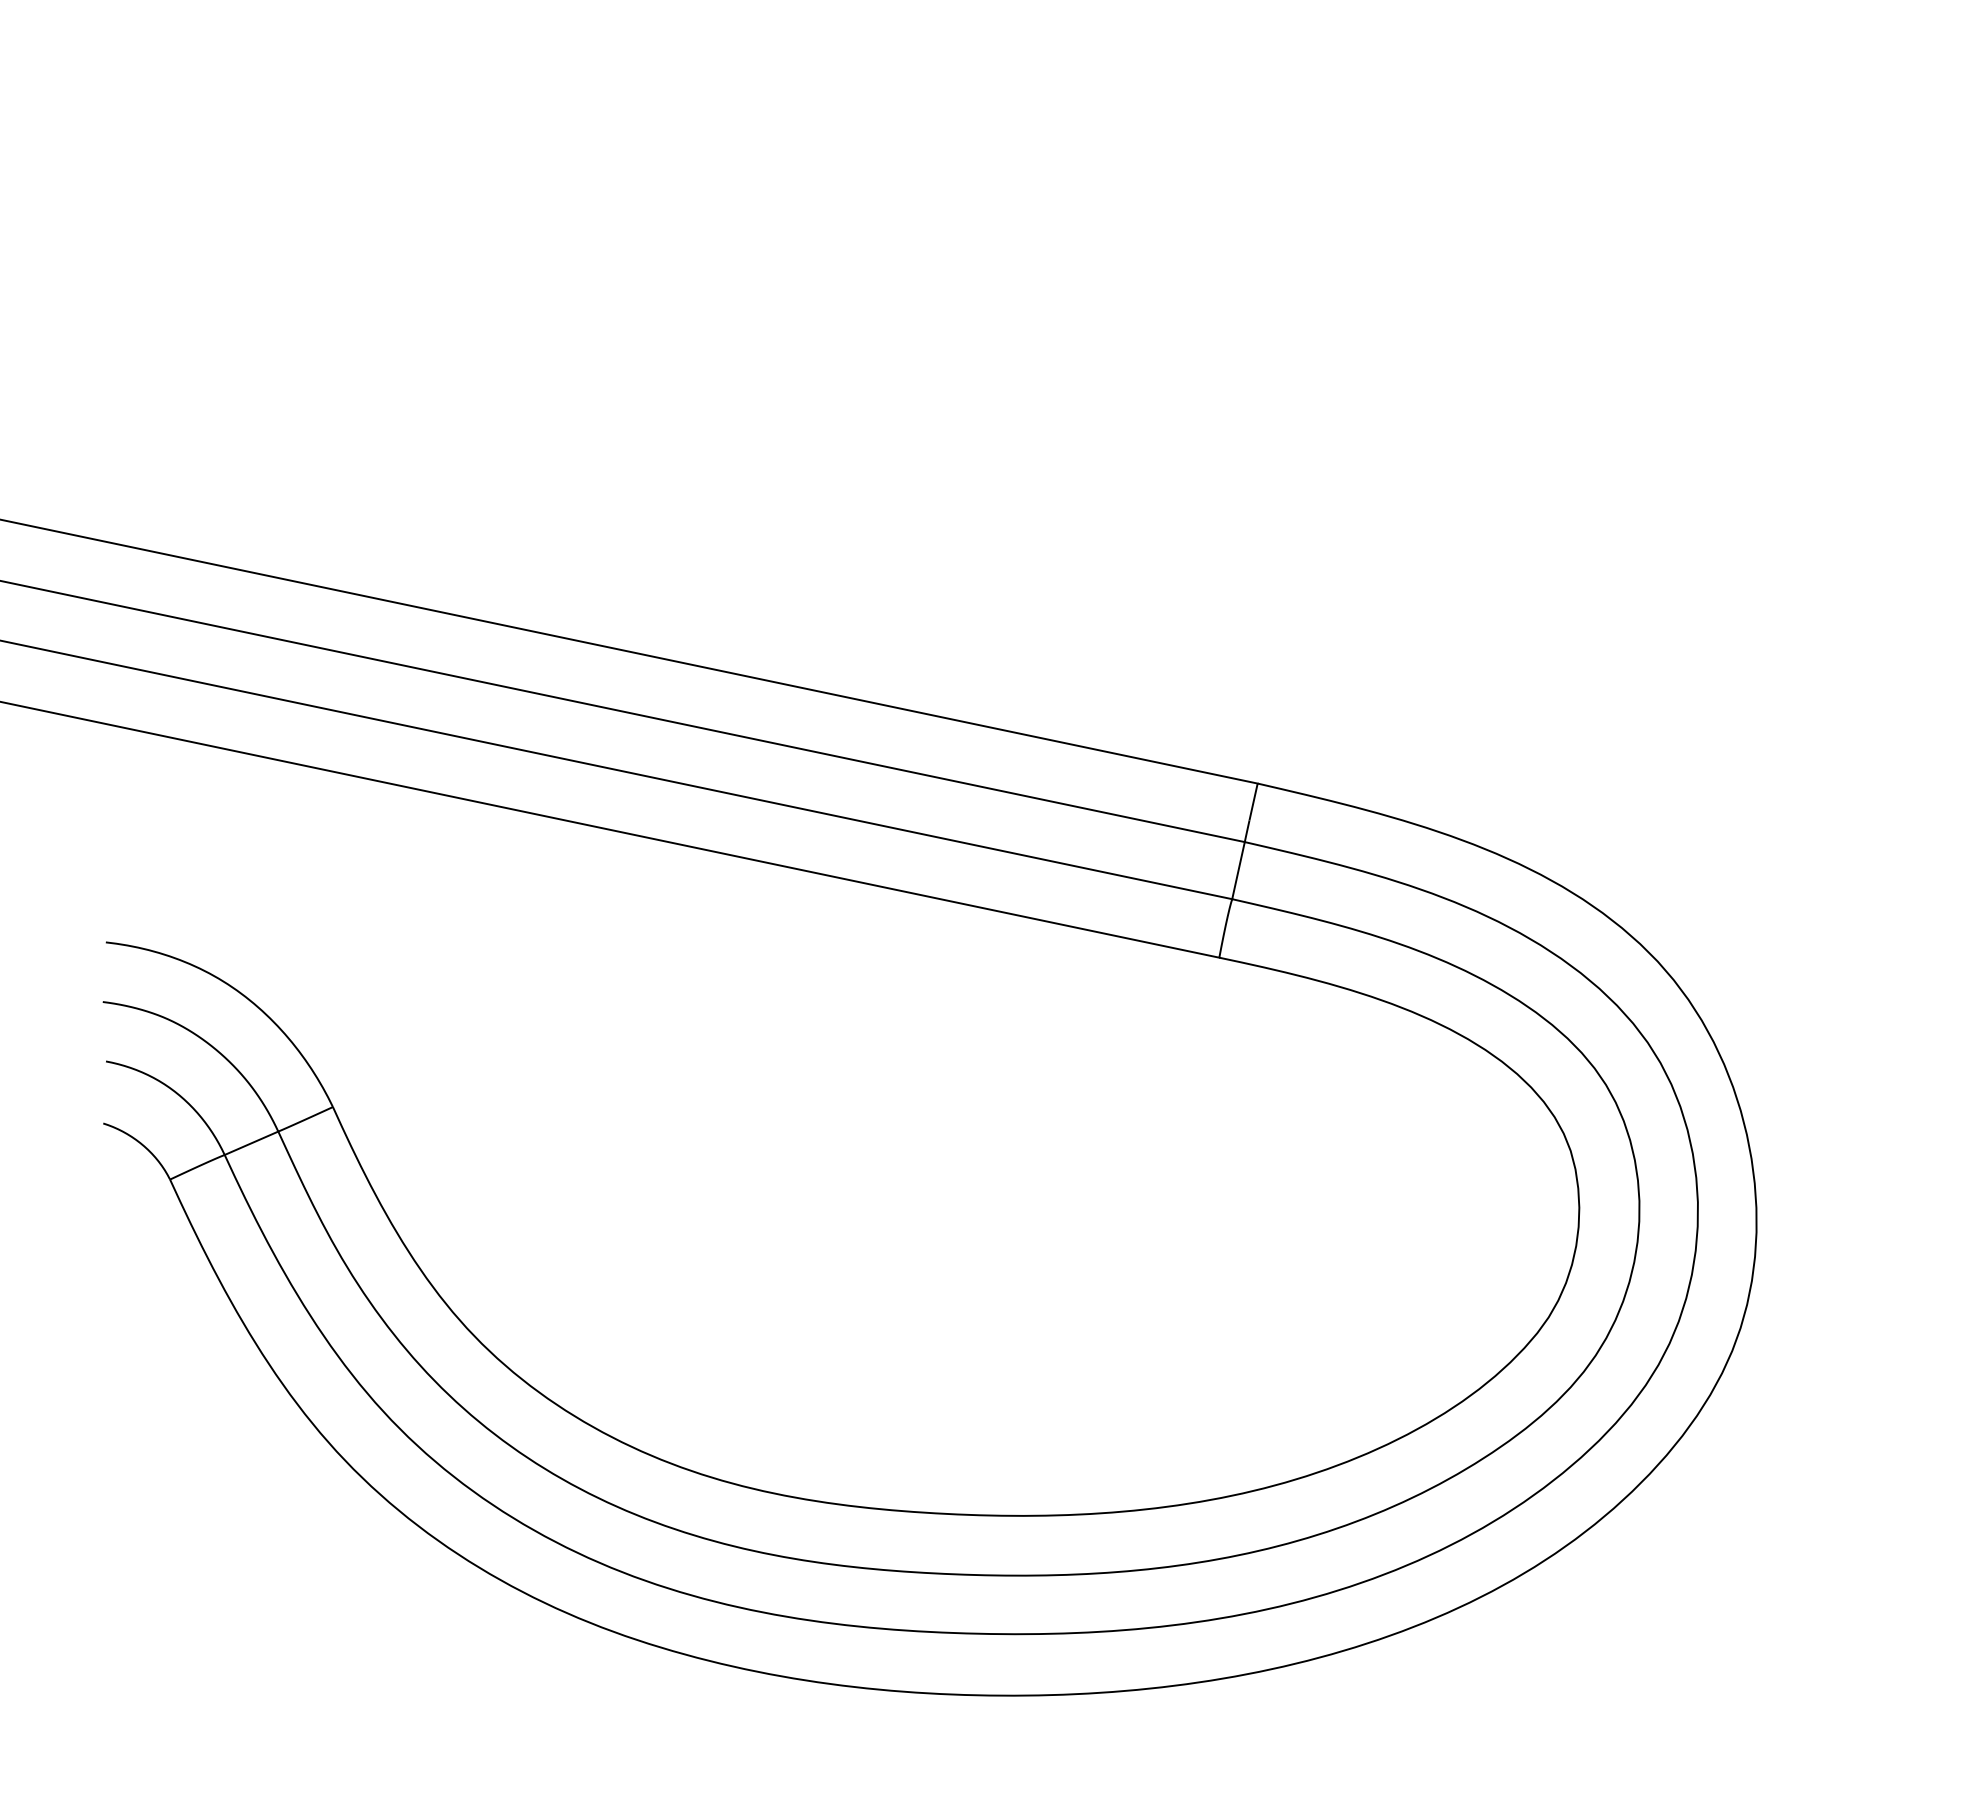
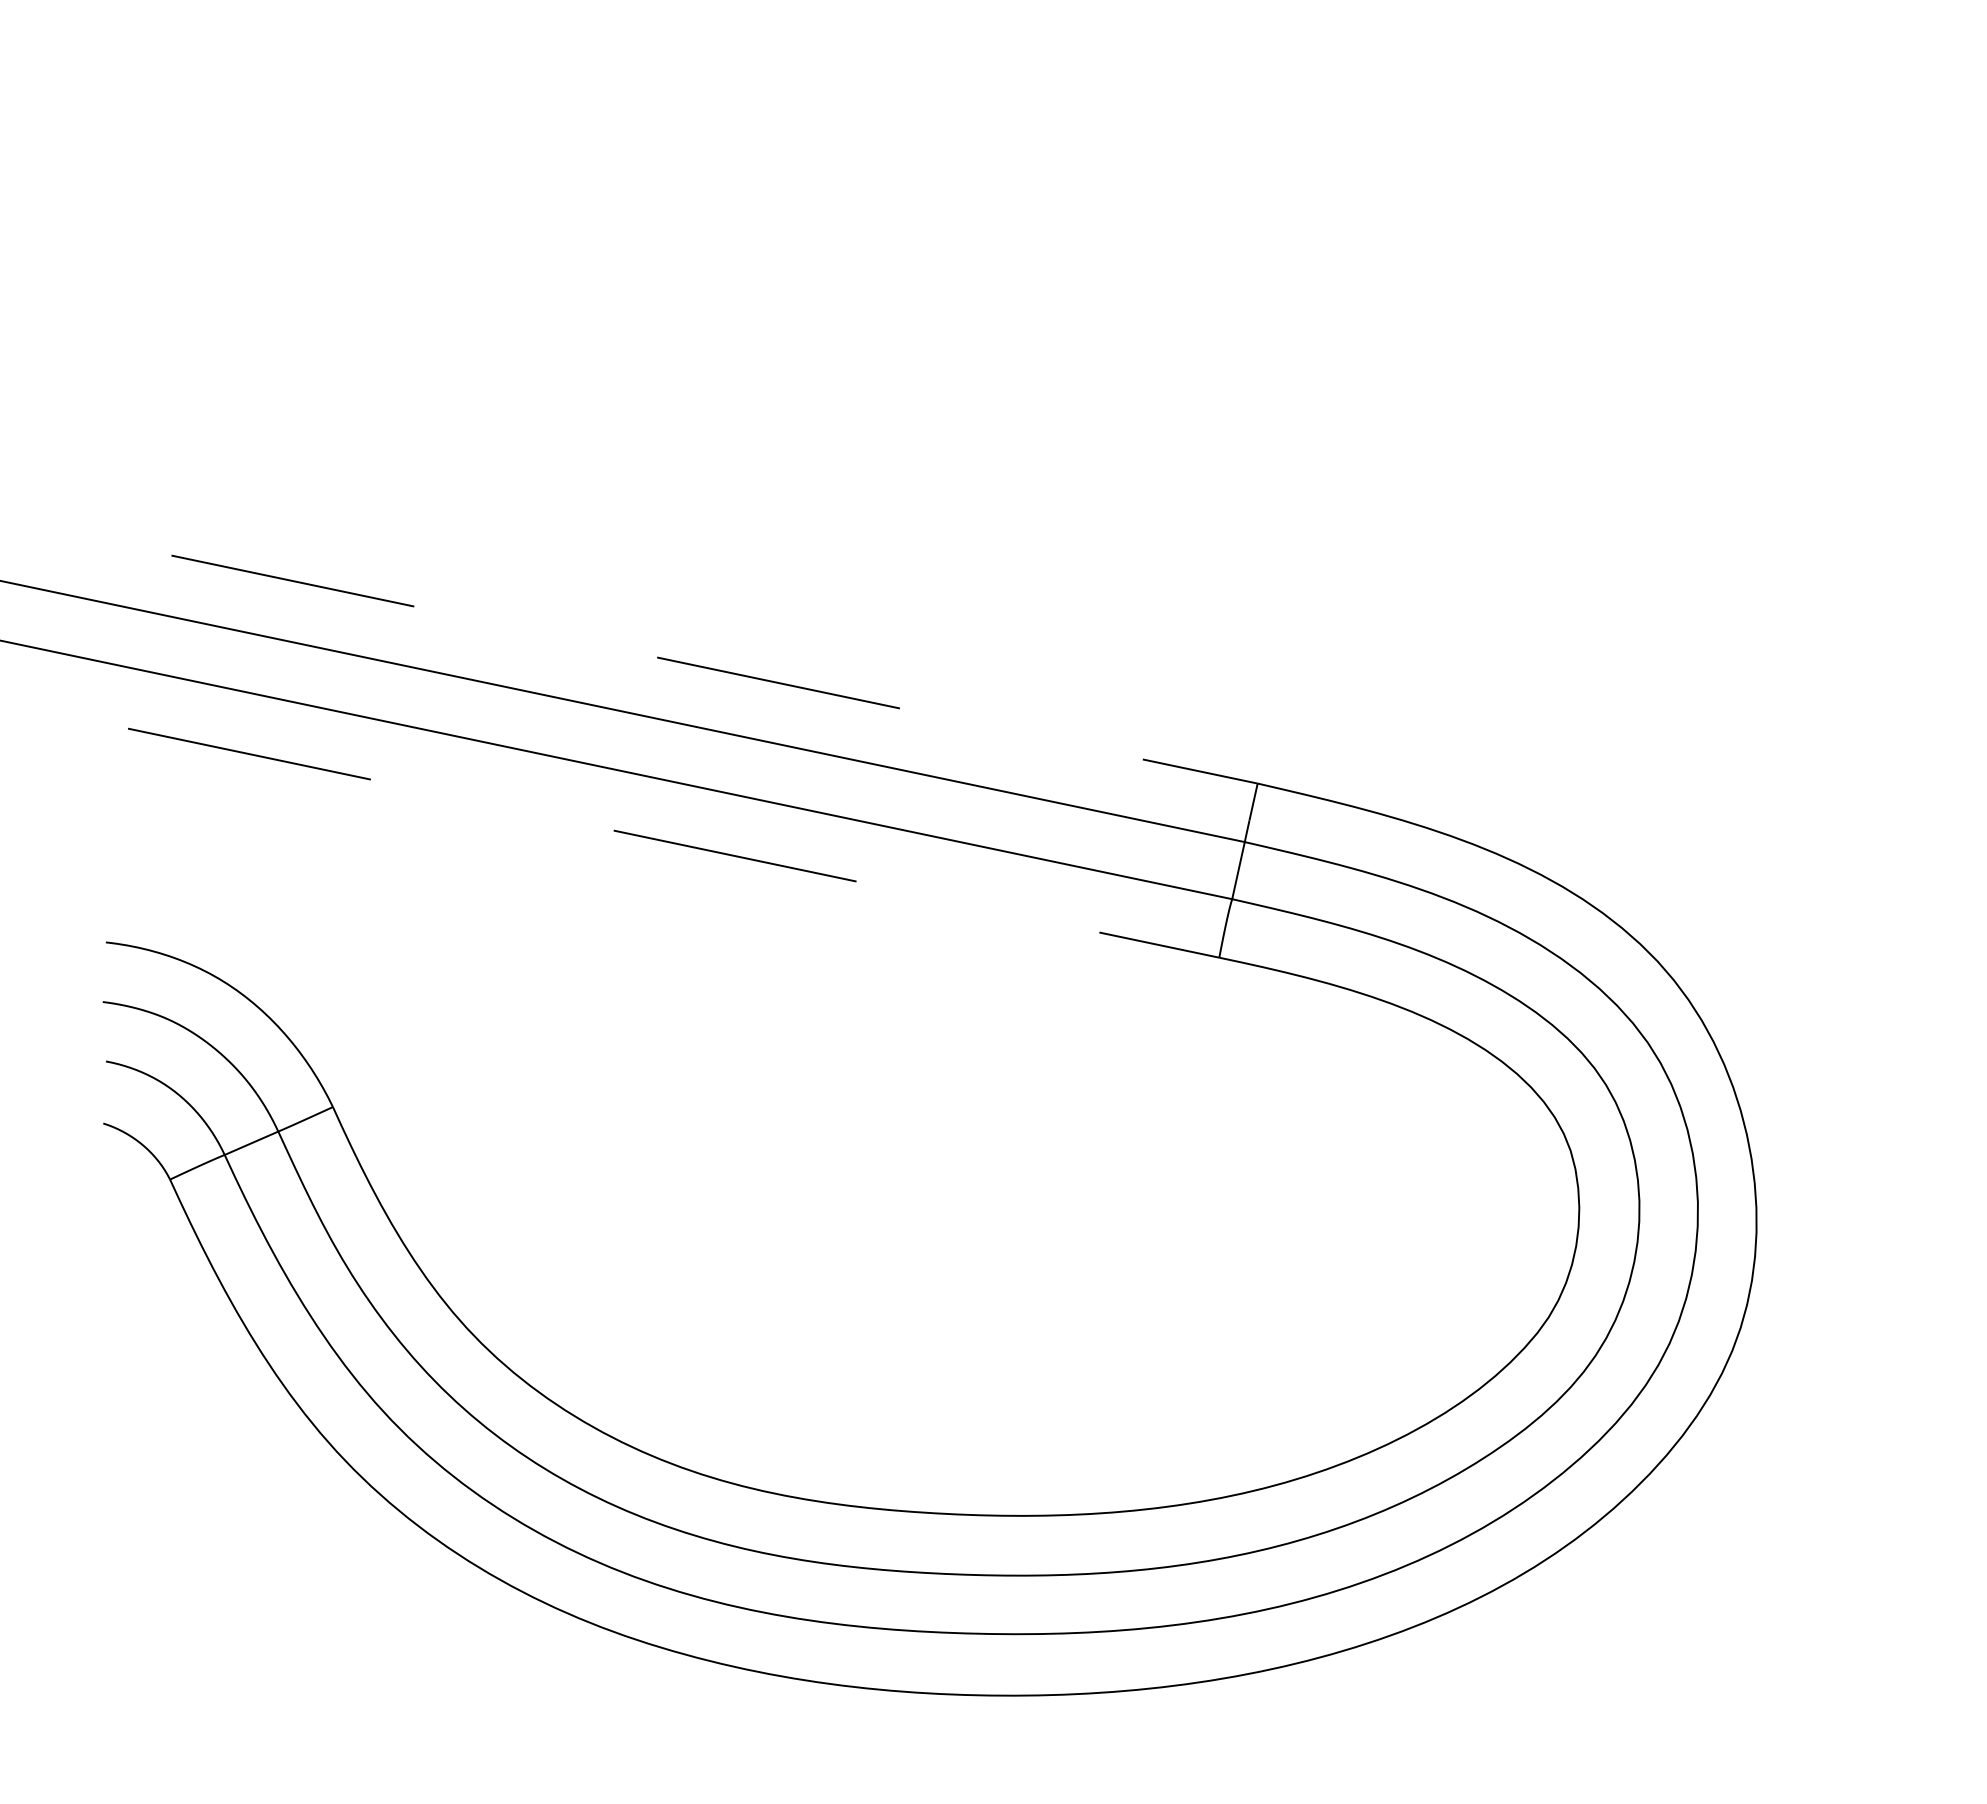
line: solid -> dashed (629, 651)
line: solid -> dashed (609, 829)
